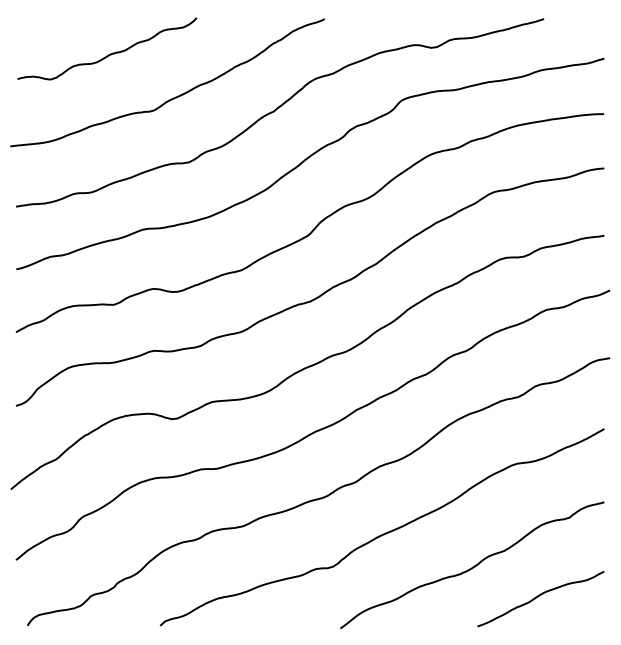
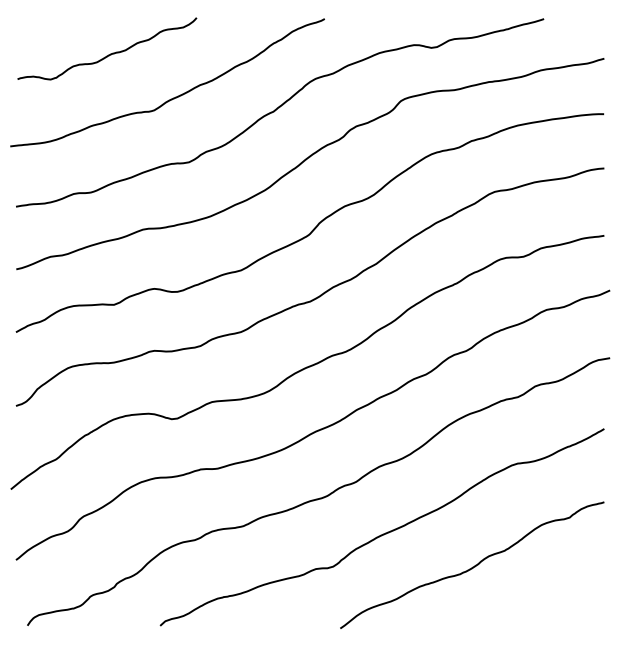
curve: present -> none (538, 597)
